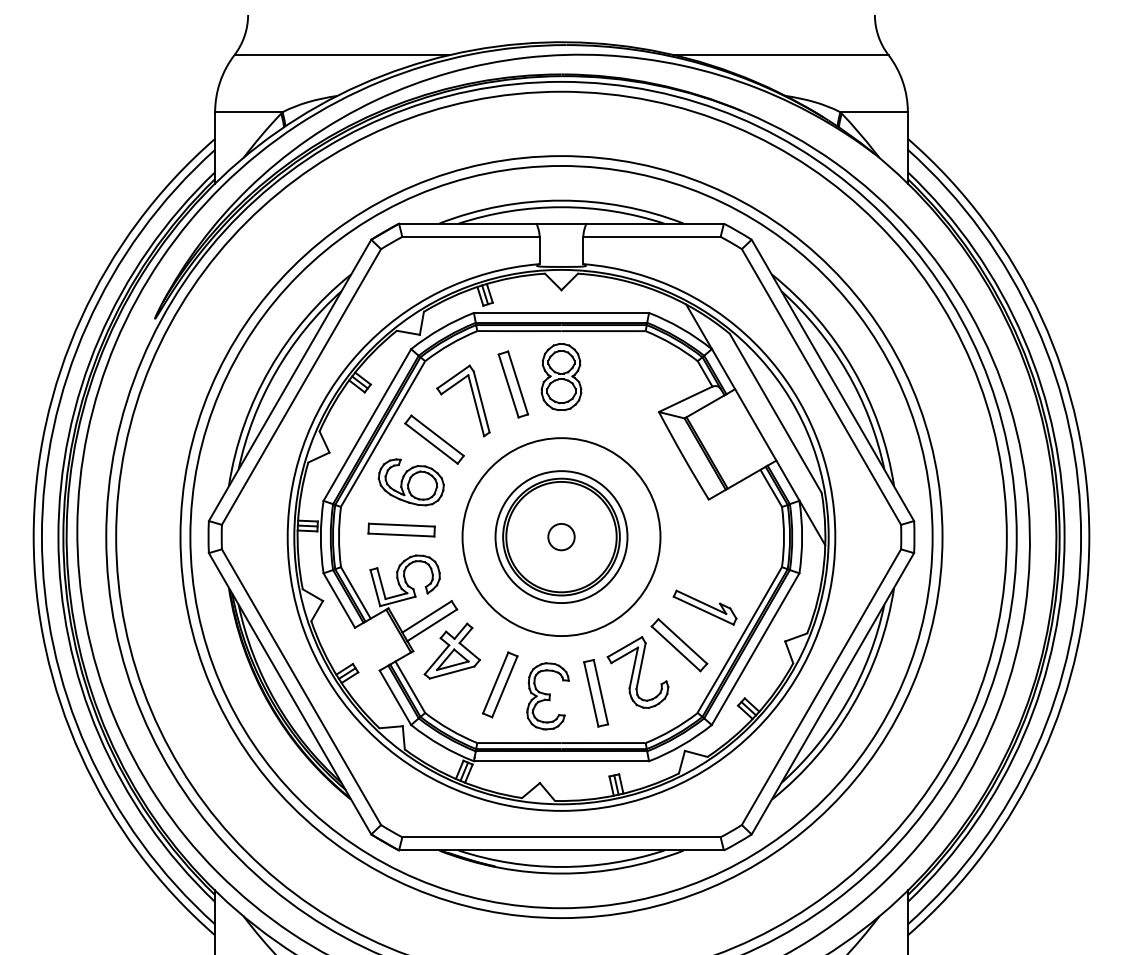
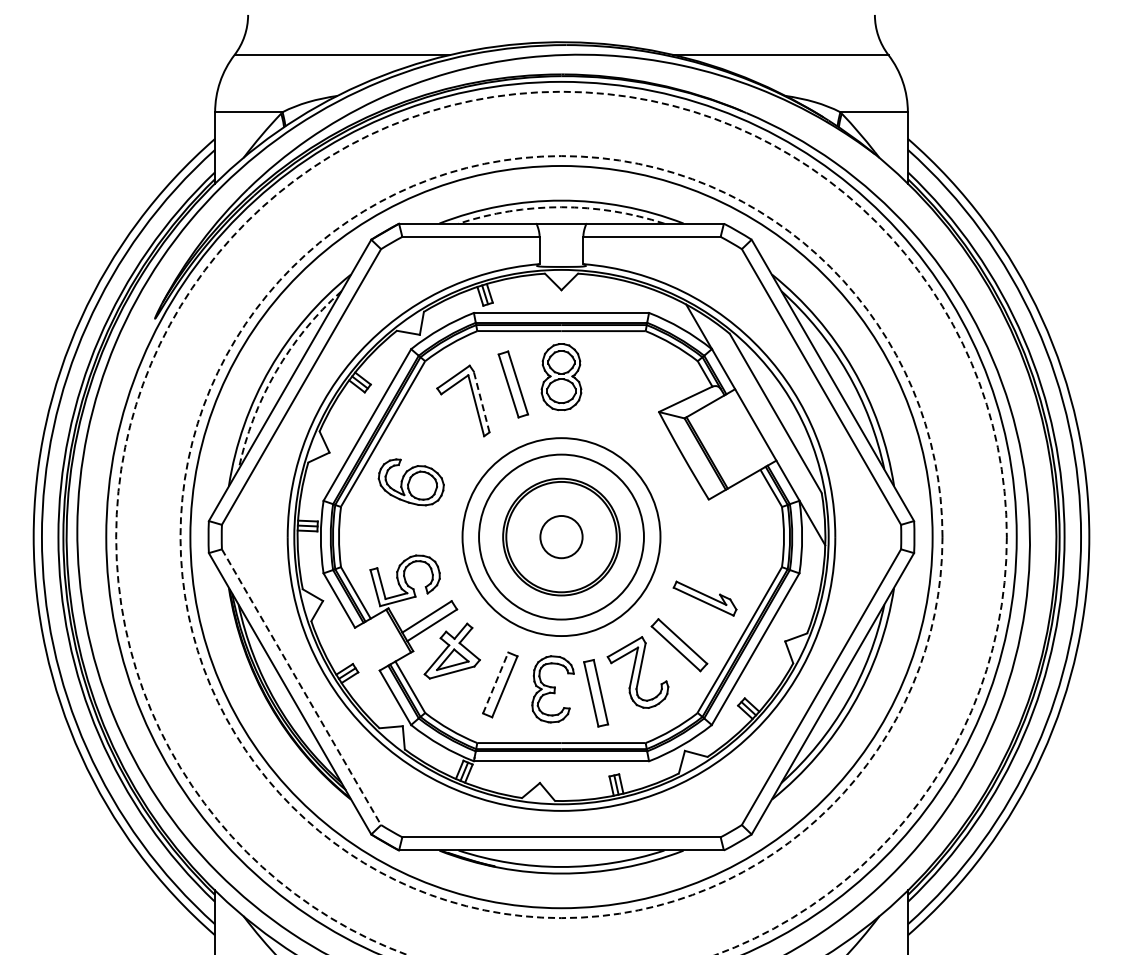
arc: solid -> dashed (561, 207)
arc: solid -> dashed (275, 372)
line: solid -> dashed (481, 401)
part: present -> none (434, 439)
circle: solid -> dashed (561, 522)
part: present -> none (401, 529)
circle diameter: 26 px -> 42 px (561, 536)
circle diameter: 132 px -> 165 px (561, 536)
circle: solid -> dashed (561, 537)
part position: (704, 607) -> (704, 598) (704, 598)
line: solid -> dashed (495, 683)
line: solid -> dashed (301, 687)
part position: (547, 696) -> (552, 689) (552, 689)
